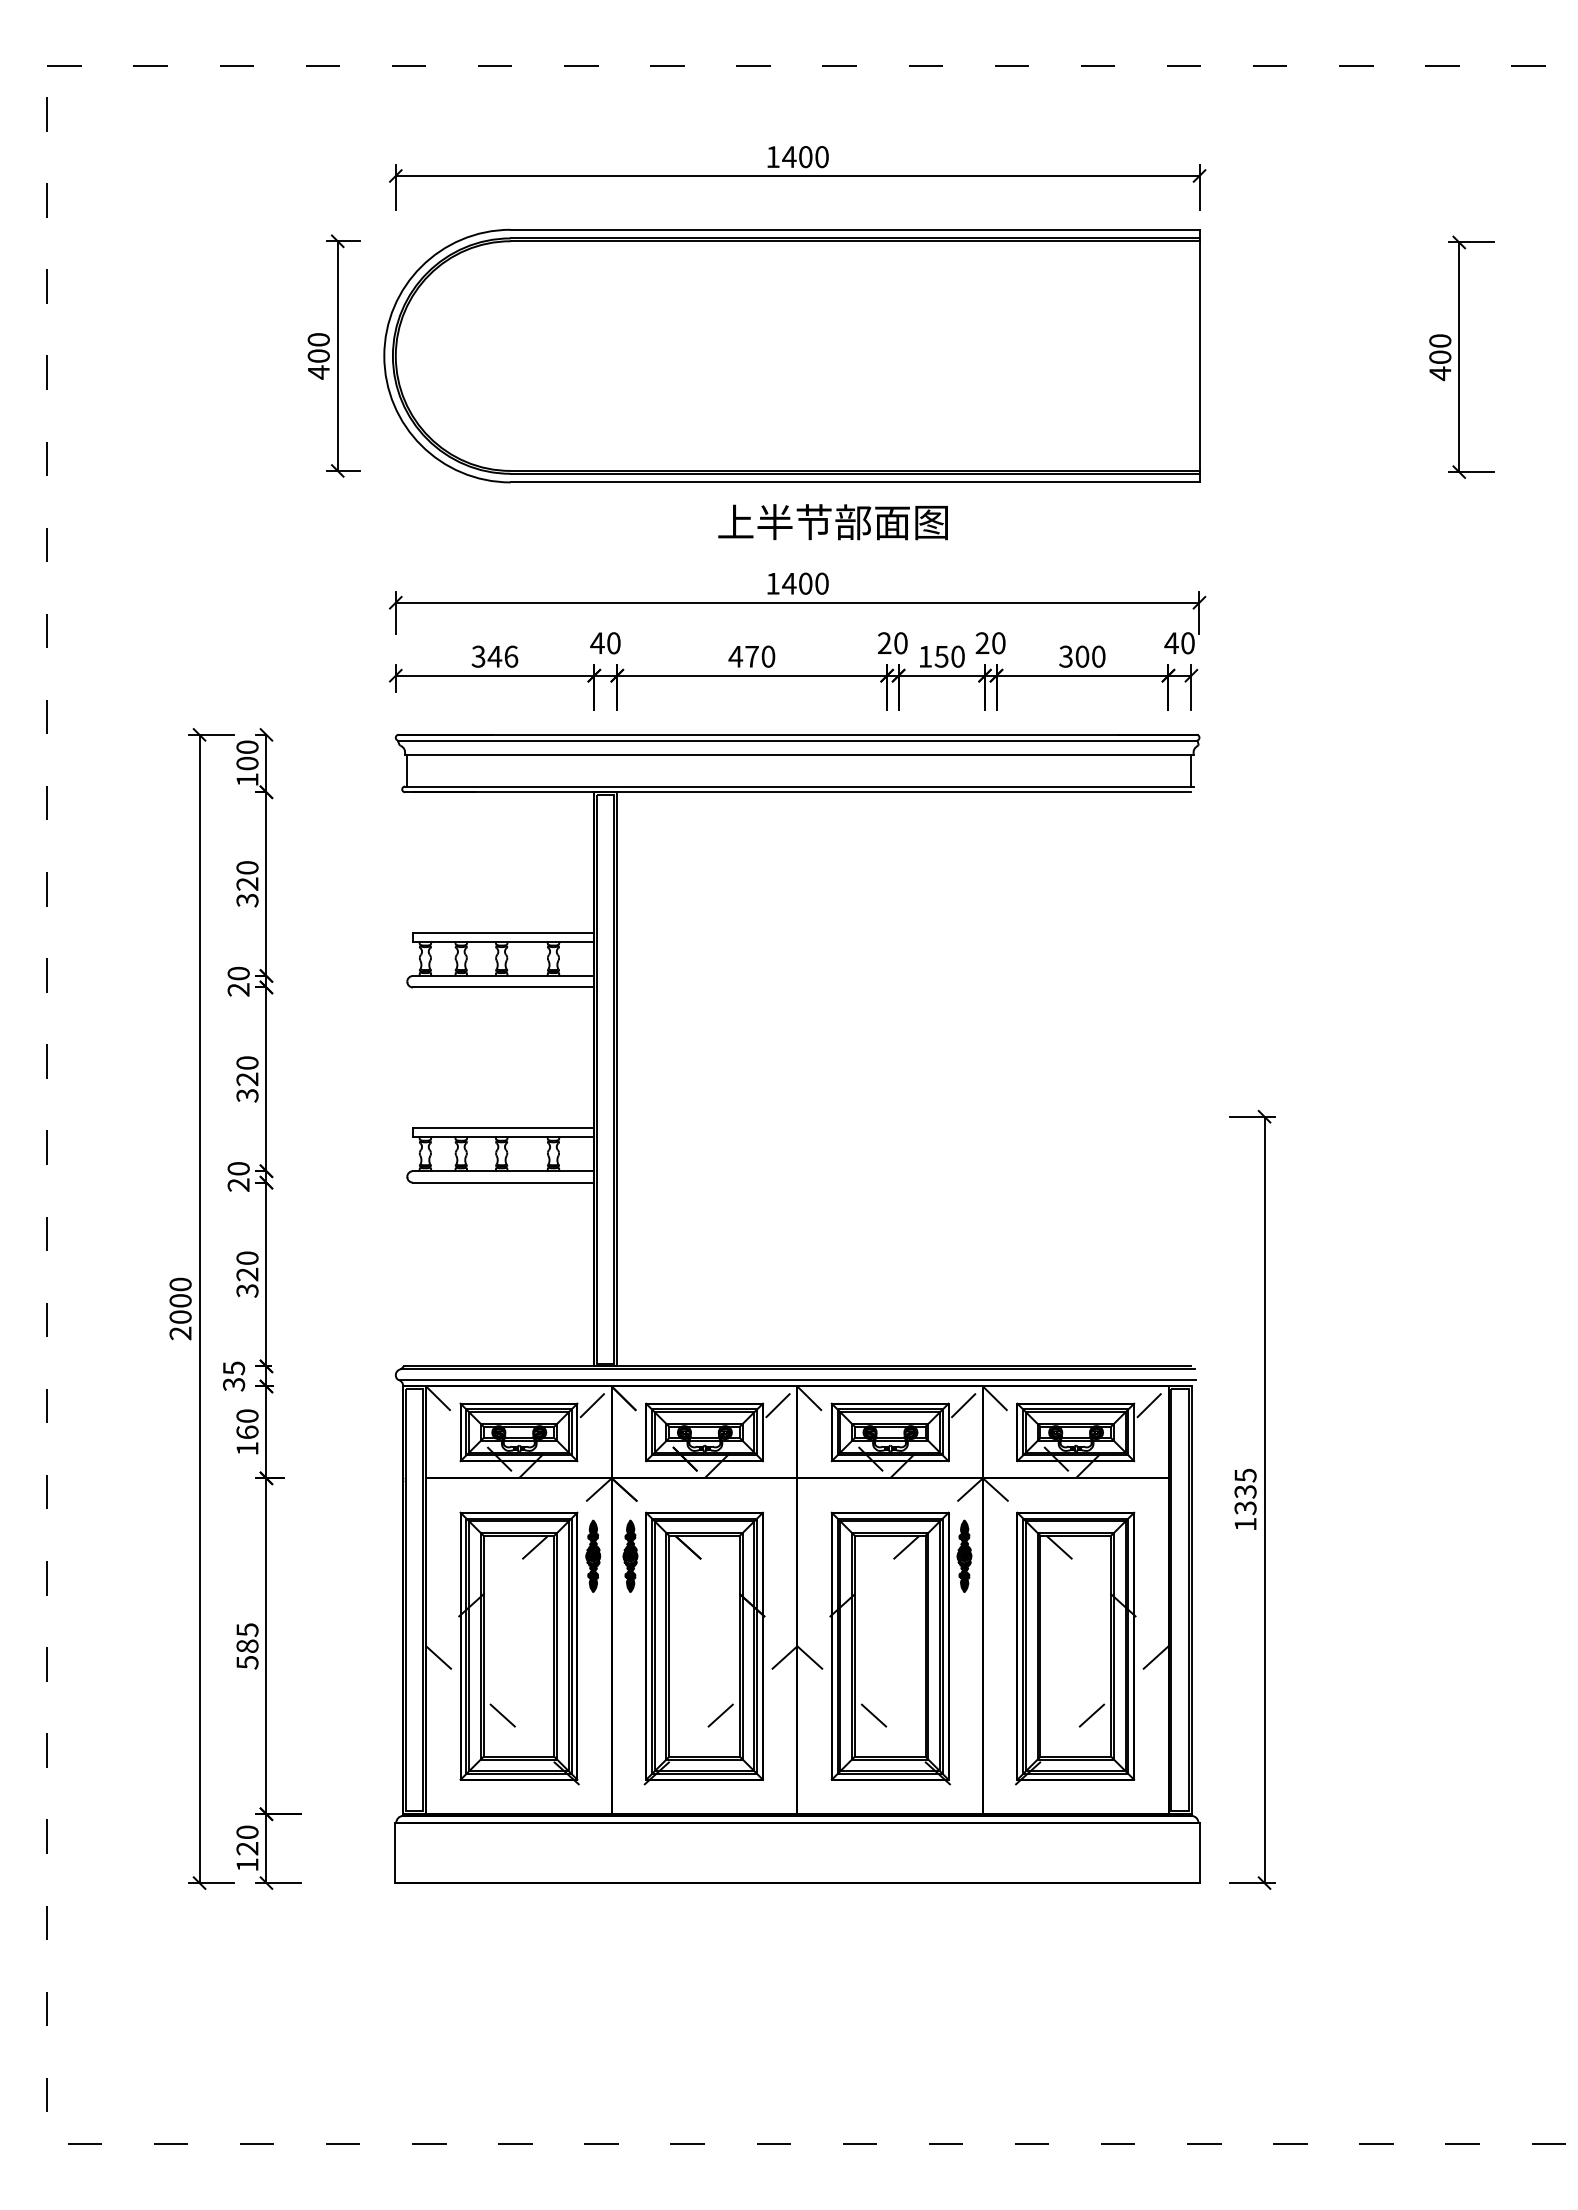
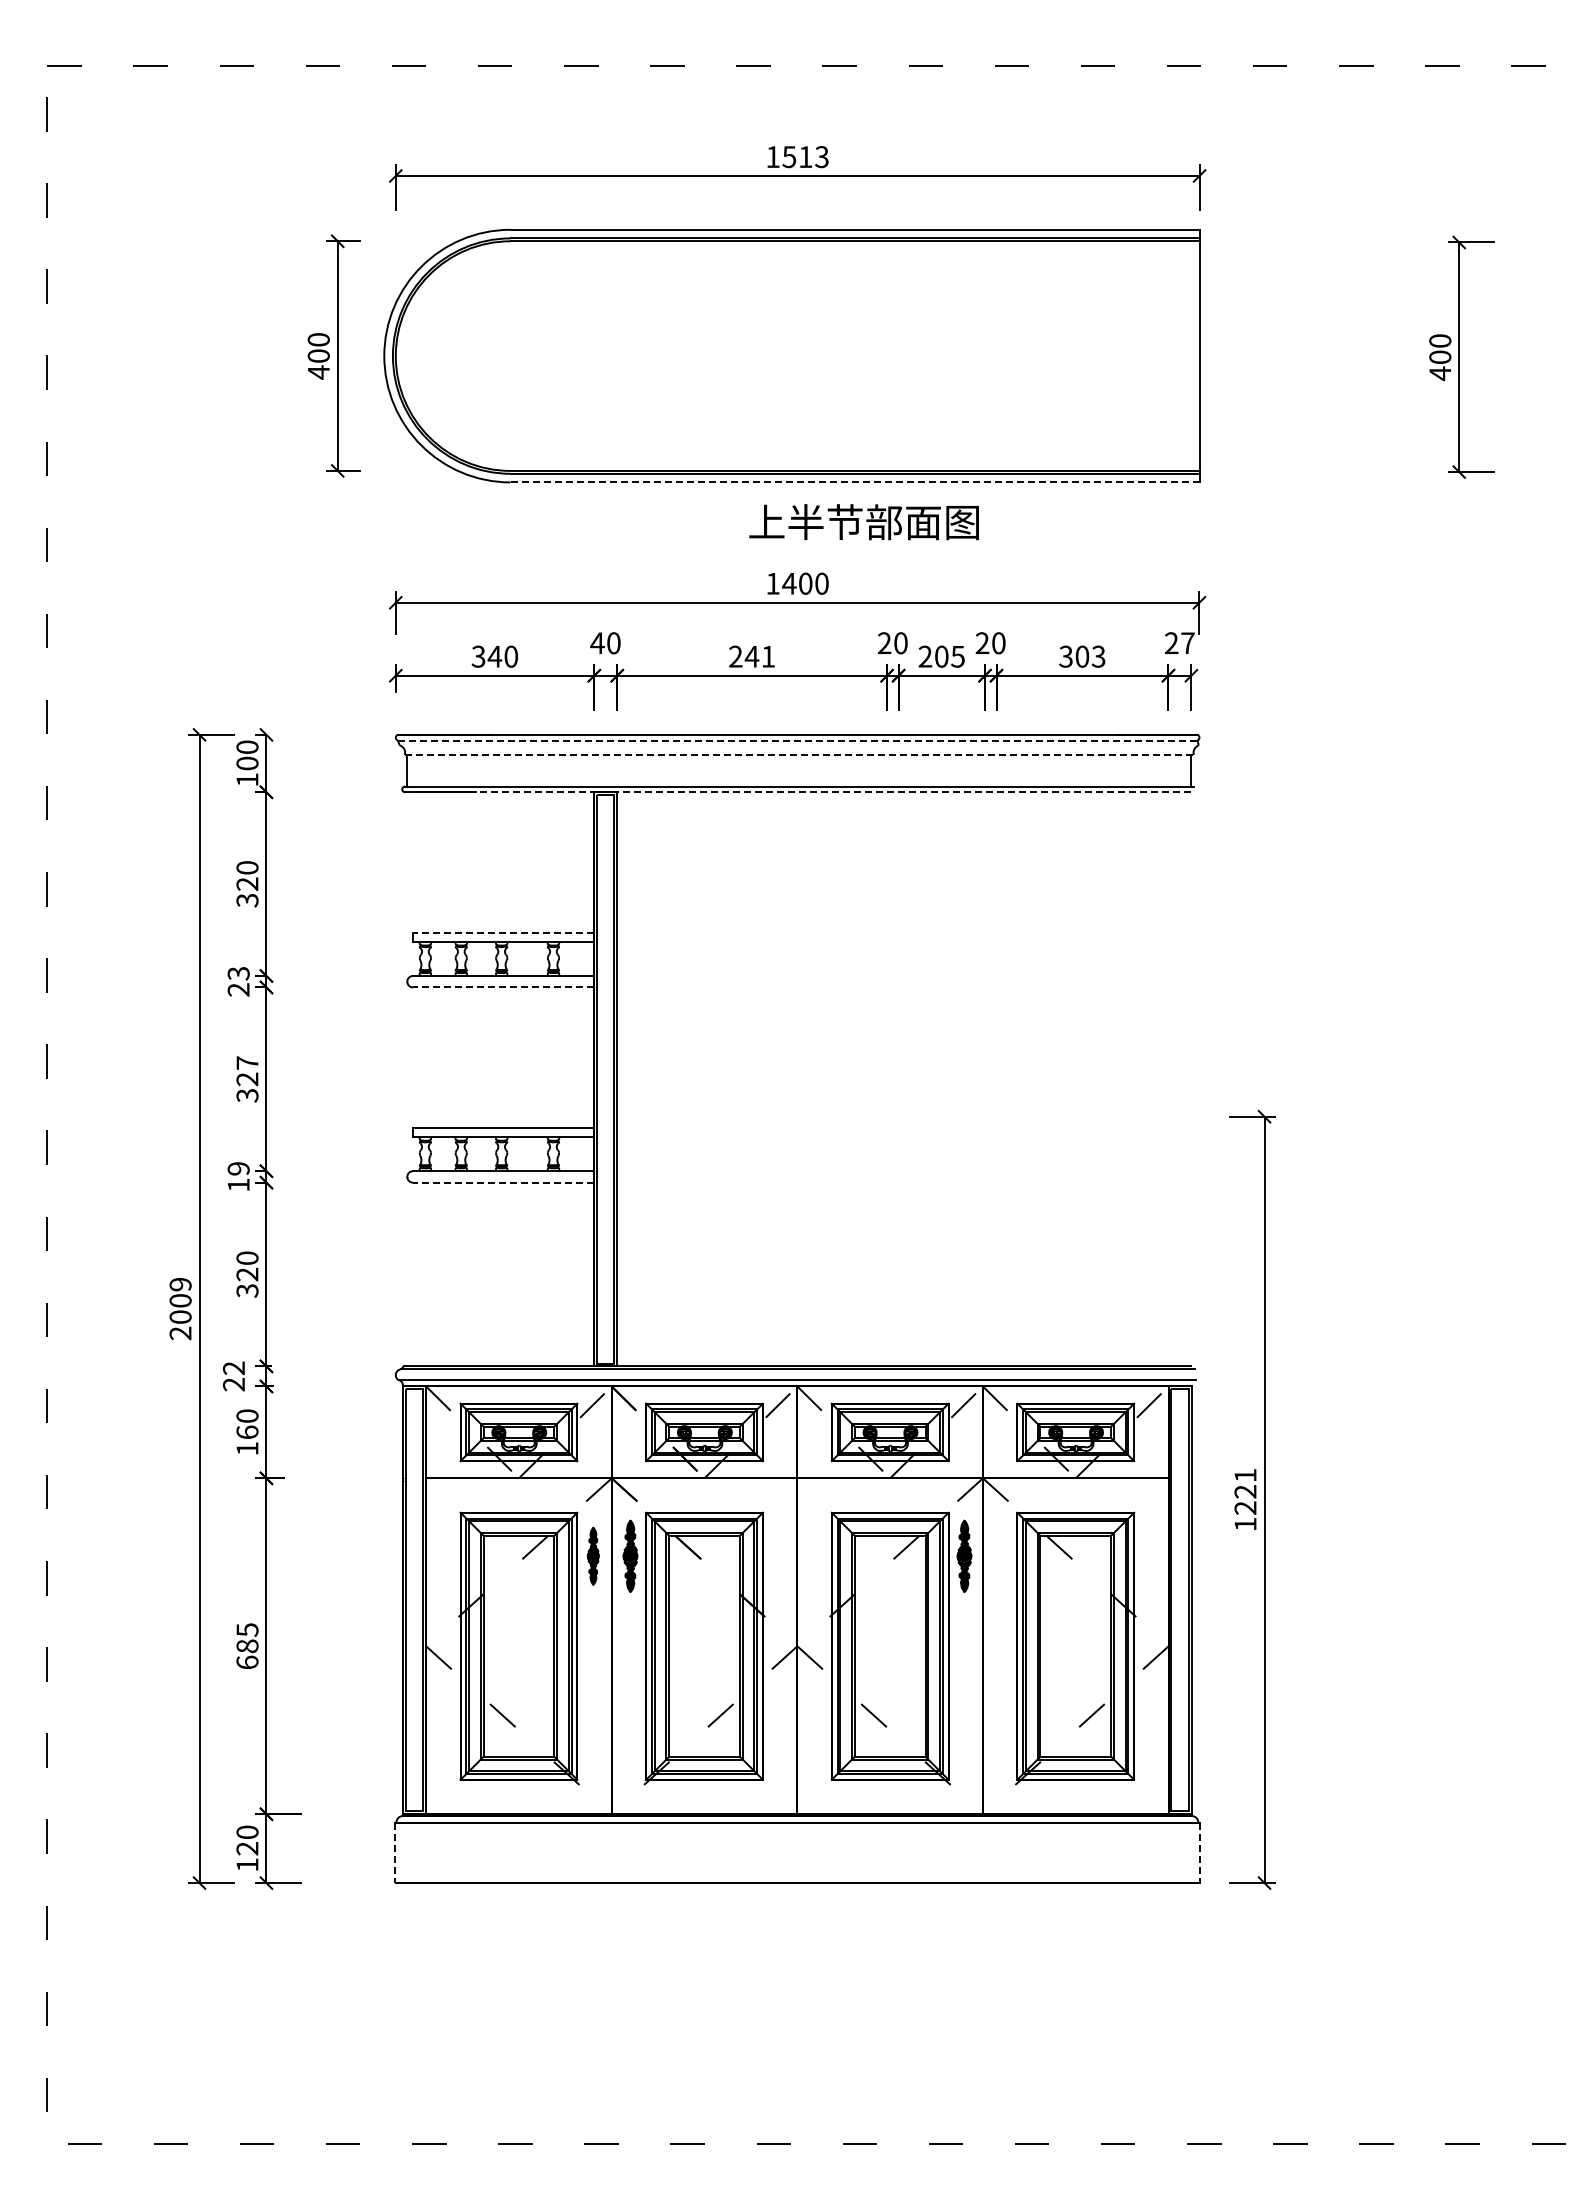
text: 1400 -> 1513 (805, 157)
line: solid -> dashed (854, 482)
text position: (832, 522) -> (863, 522) (863, 522)
text: 40 -> 27 (1179, 643)
text: 346 -> 340 (511, 656)
text: 470 -> 241 (751, 656)
text: 150 -> 205 (941, 656)
text: 300 -> 303 (1098, 656)
line: solid -> dashed (798, 740)
line: solid -> dashed (799, 754)
line: solid -> dashed (800, 792)
line: solid -> dashed (503, 932)
text: 20 -> 23 (238, 973)
line: solid -> dashed (503, 987)
text: 320 -> 327 (247, 1062)
text: 20 -> 19 (238, 1176)
line: solid -> dashed (503, 1182)
text: 2000 -> 2009 (180, 1284)
text: 35 -> 22 (234, 1376)
text: 1335 -> 1221 (1245, 1491)
part size: 17x74 px -> 14x60 px (592, 1555)
text: 585 -> 685 (247, 1662)
line: solid -> dashed (395, 1853)
line: solid -> dashed (1199, 1853)
